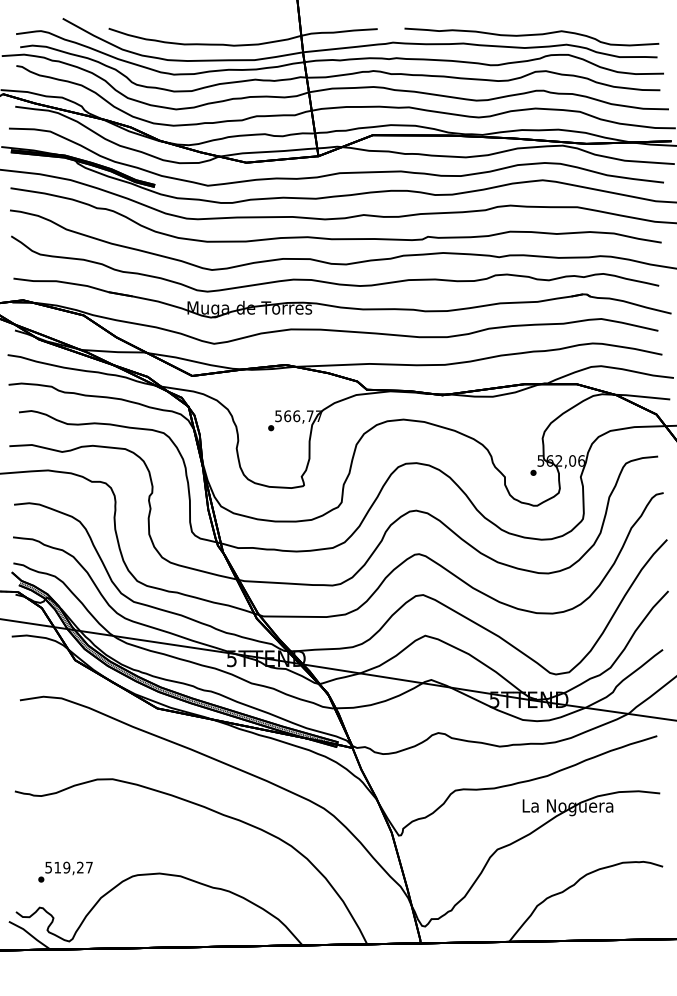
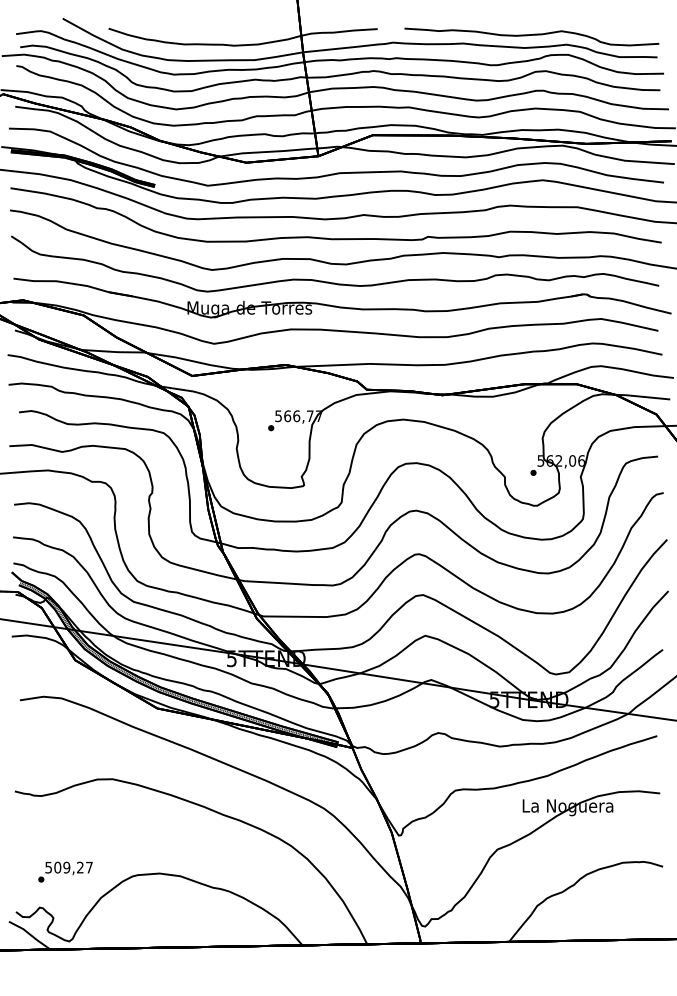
text: 519,27 -> 509,27 (57, 867)
